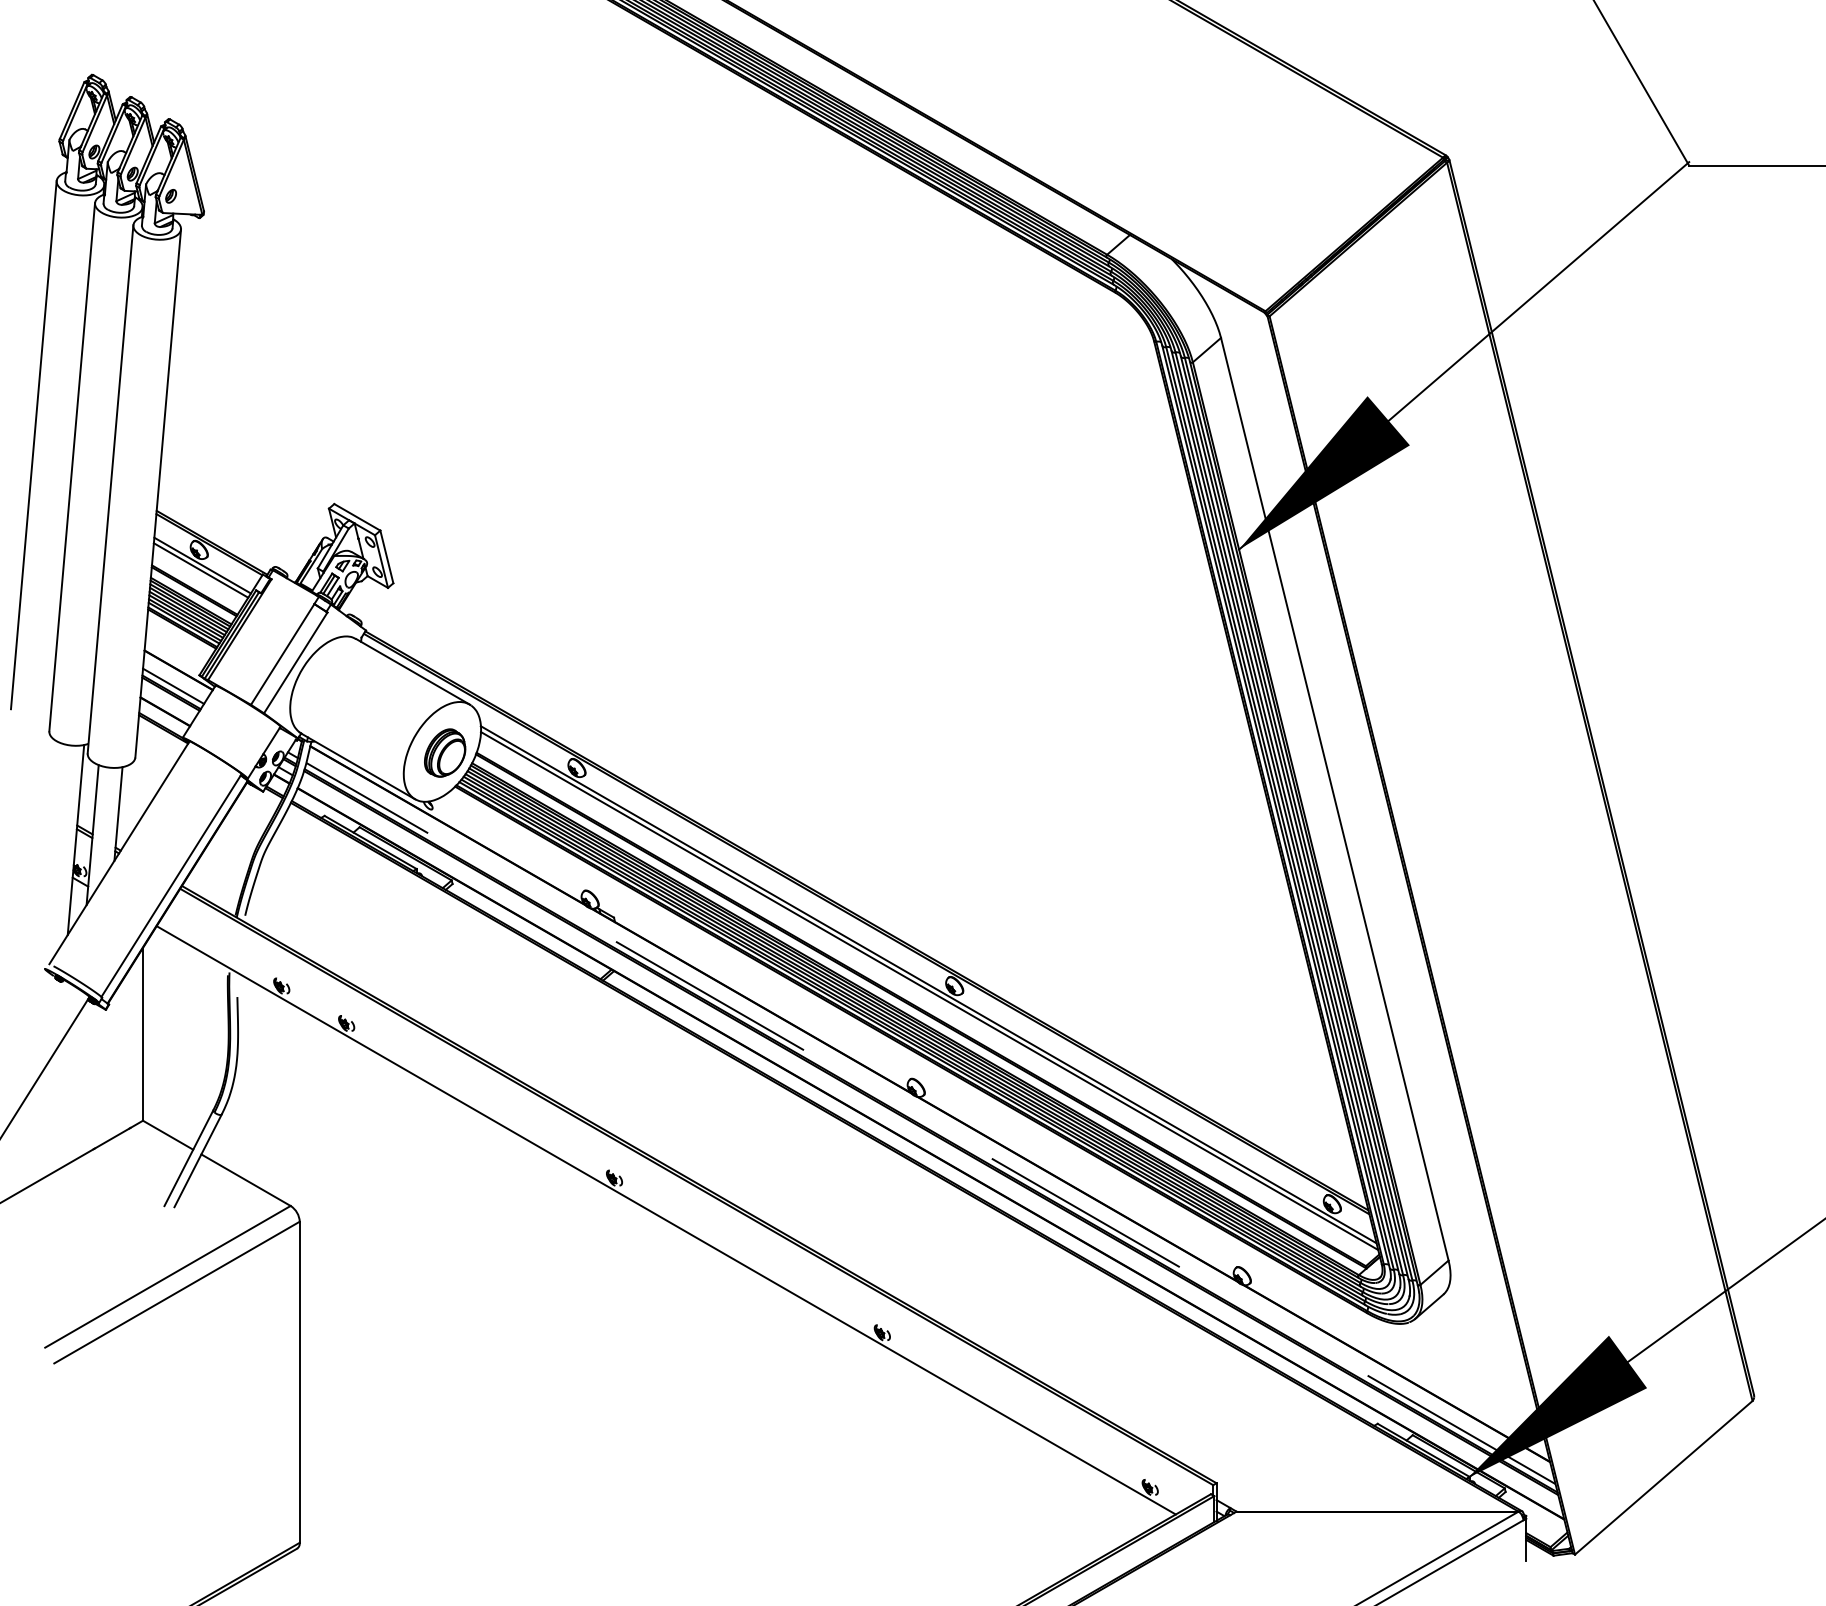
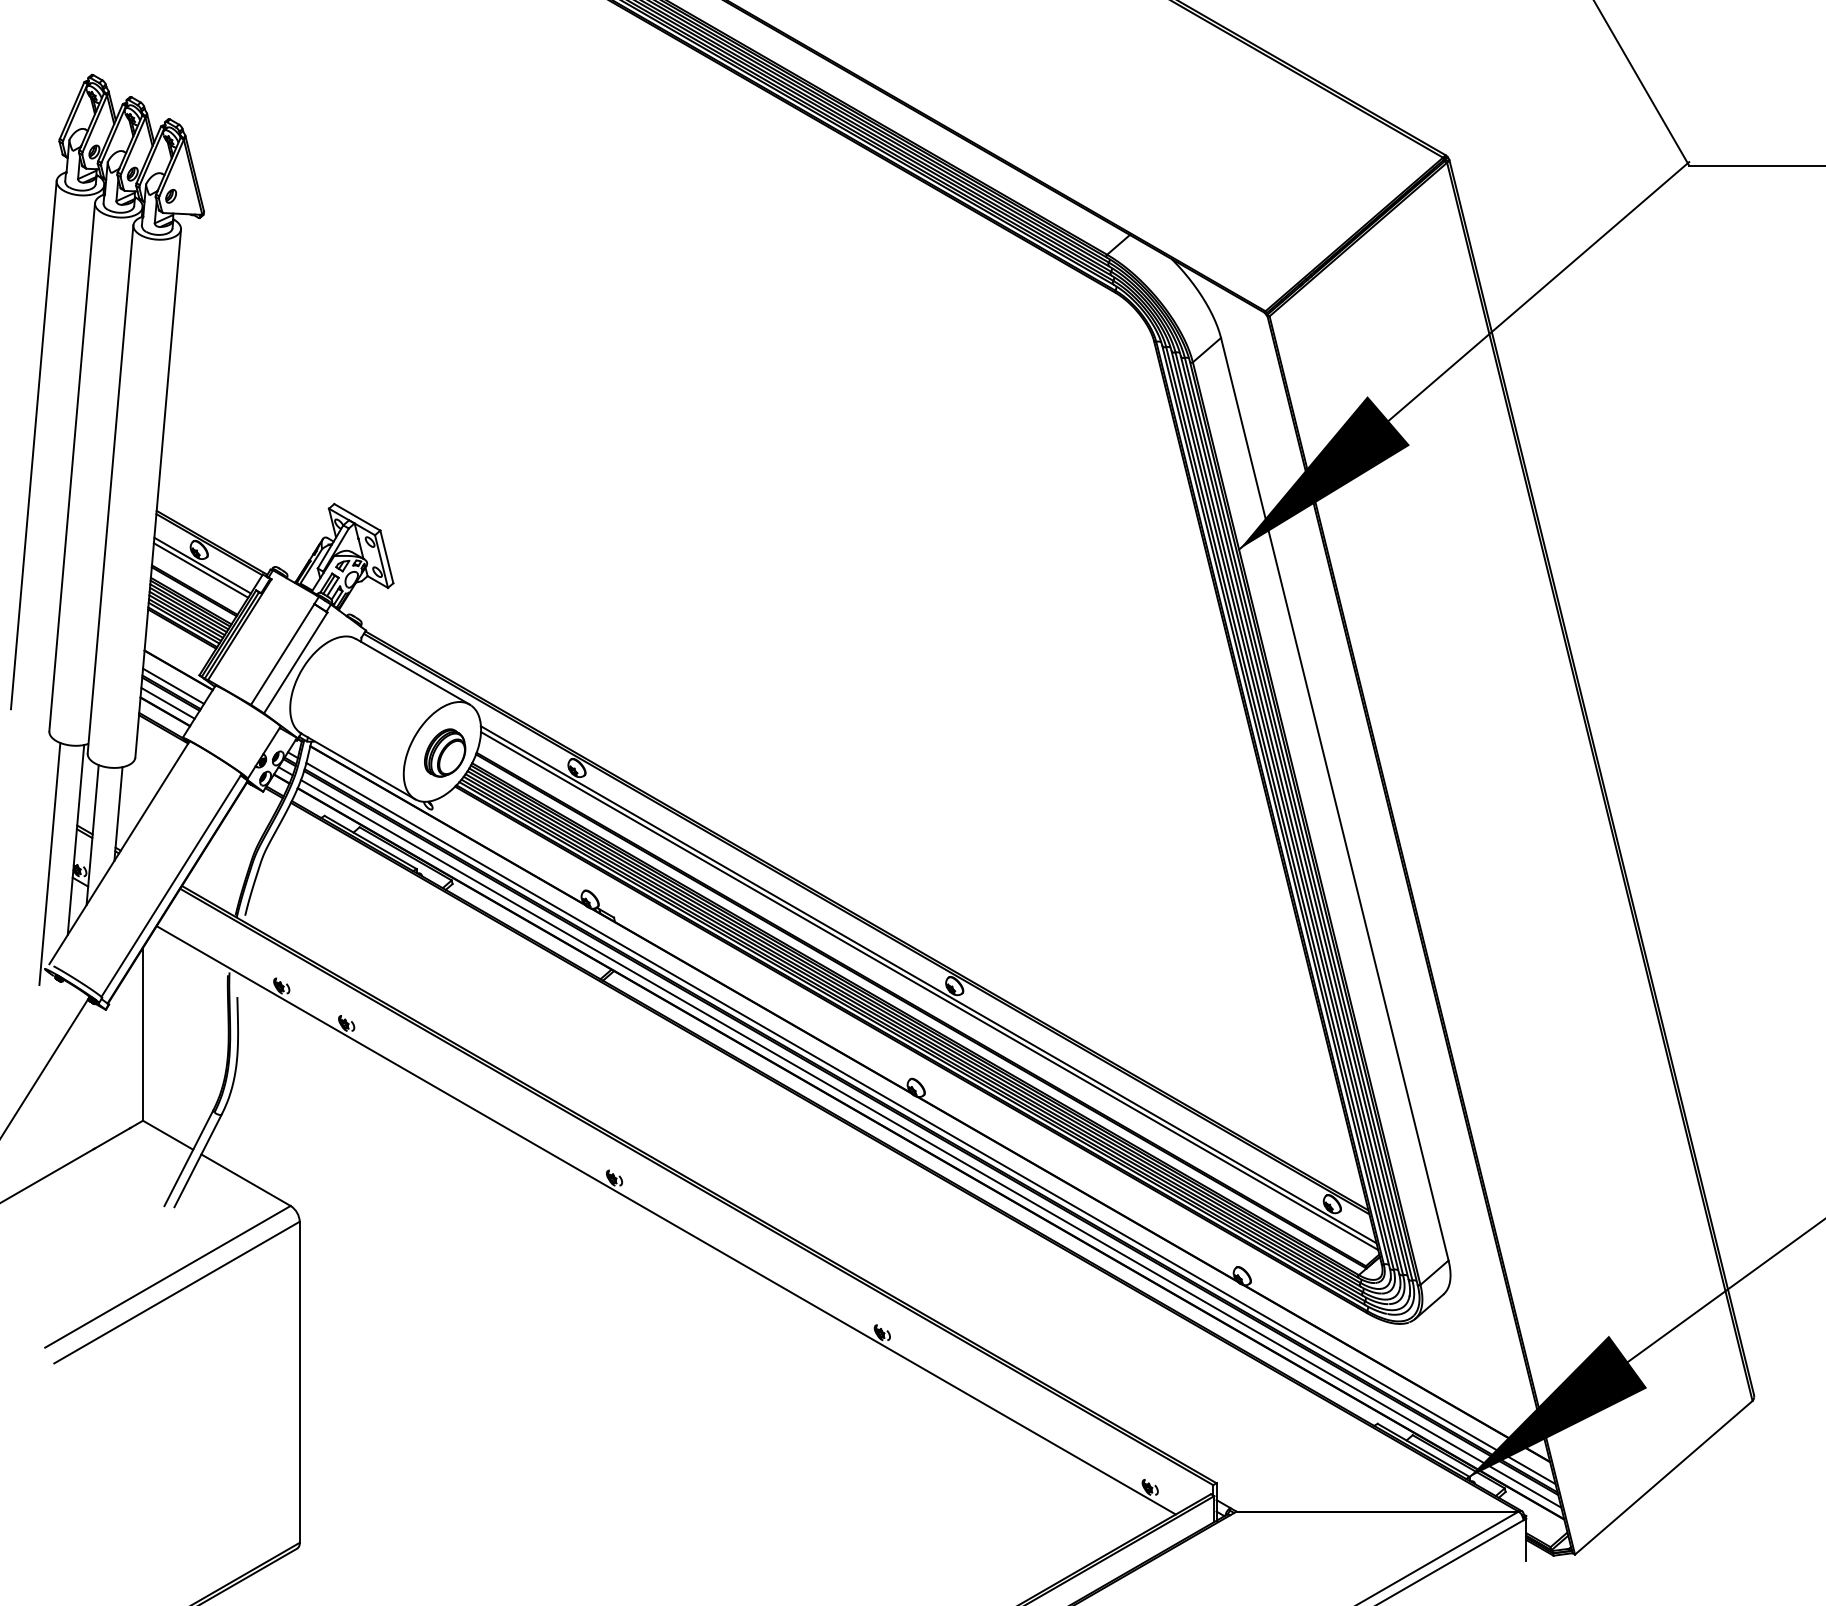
line: none -> present (167, 702)
line: none -> present (49, 864)
line: dashed -> solid (930, 1123)
line: none -> present (930, 1143)
